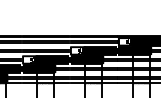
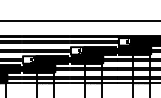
line: none -> present (79, 20)
